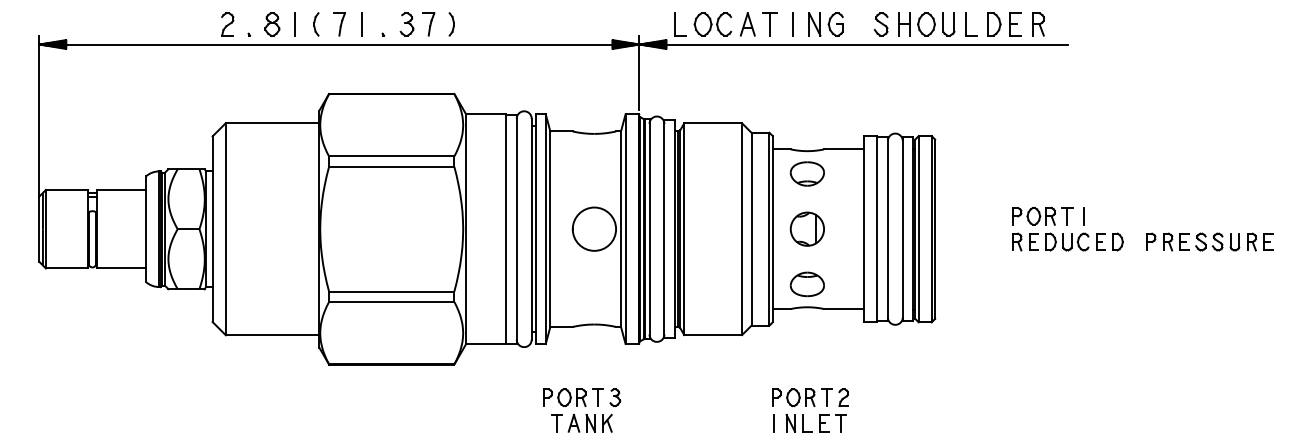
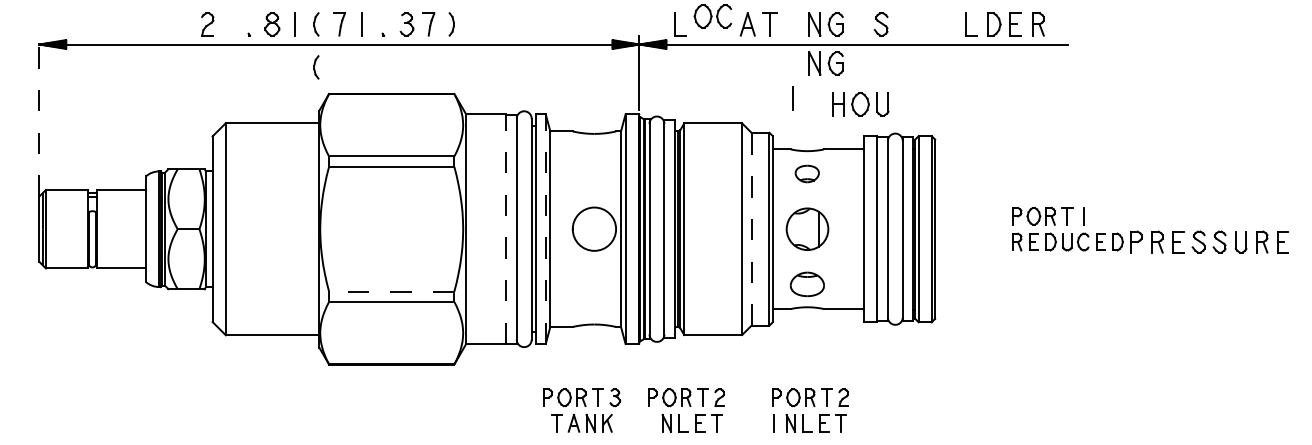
part position: (227, 24) -> (207, 24) (207, 24)
part position: (712, 24) -> (712, 16) (712, 16)
line position: (792, 24) -> (792, 98) (792, 98)
part position: (926, 24) -> (860, 104) (860, 104)
part: none -> present (825, 63)
part: none -> present (316, 67)
line: solid -> dashed (39, 115)
part size: 36x26 px -> 26x20 px (806, 173)
line: solid -> dashed (751, 228)
part size: 36x36 px -> 45x44 px (807, 228)
line: solid -> dashed (506, 229)
line: solid -> dashed (545, 229)
part size: 128x20 px -> 159x24 px (1209, 241)
line: solid -> dashed (391, 291)
part: none -> present (686, 410)
